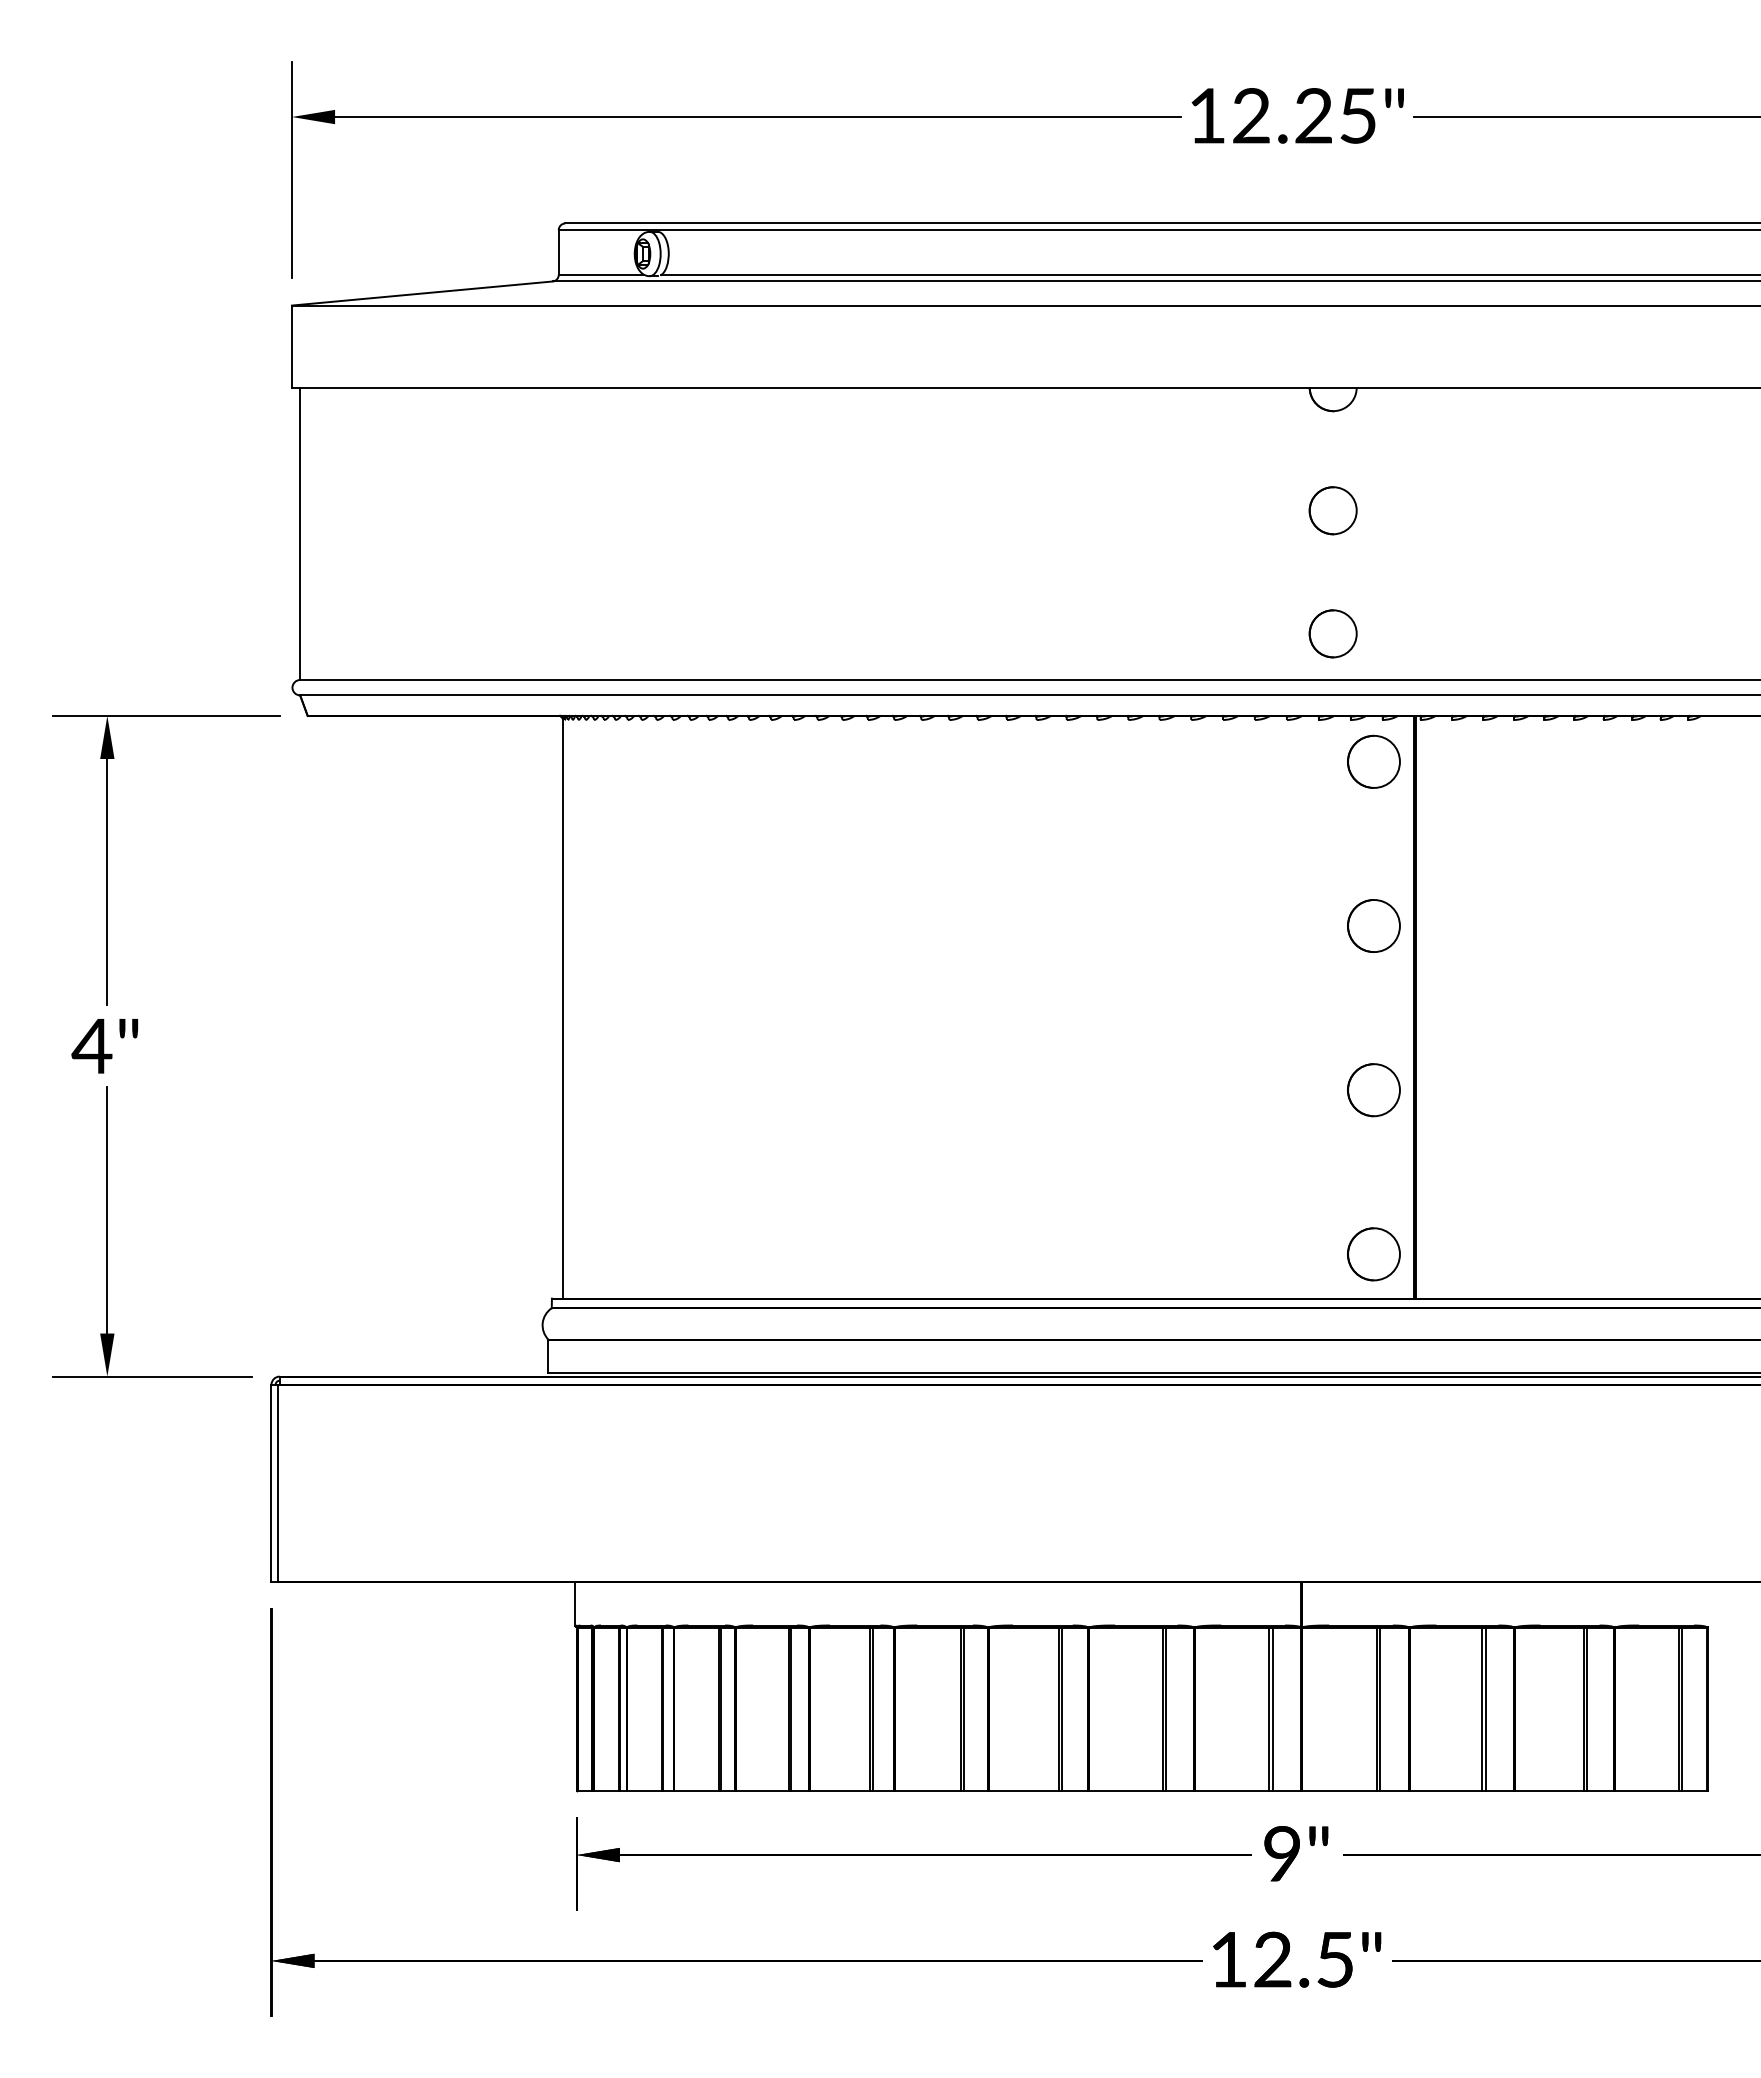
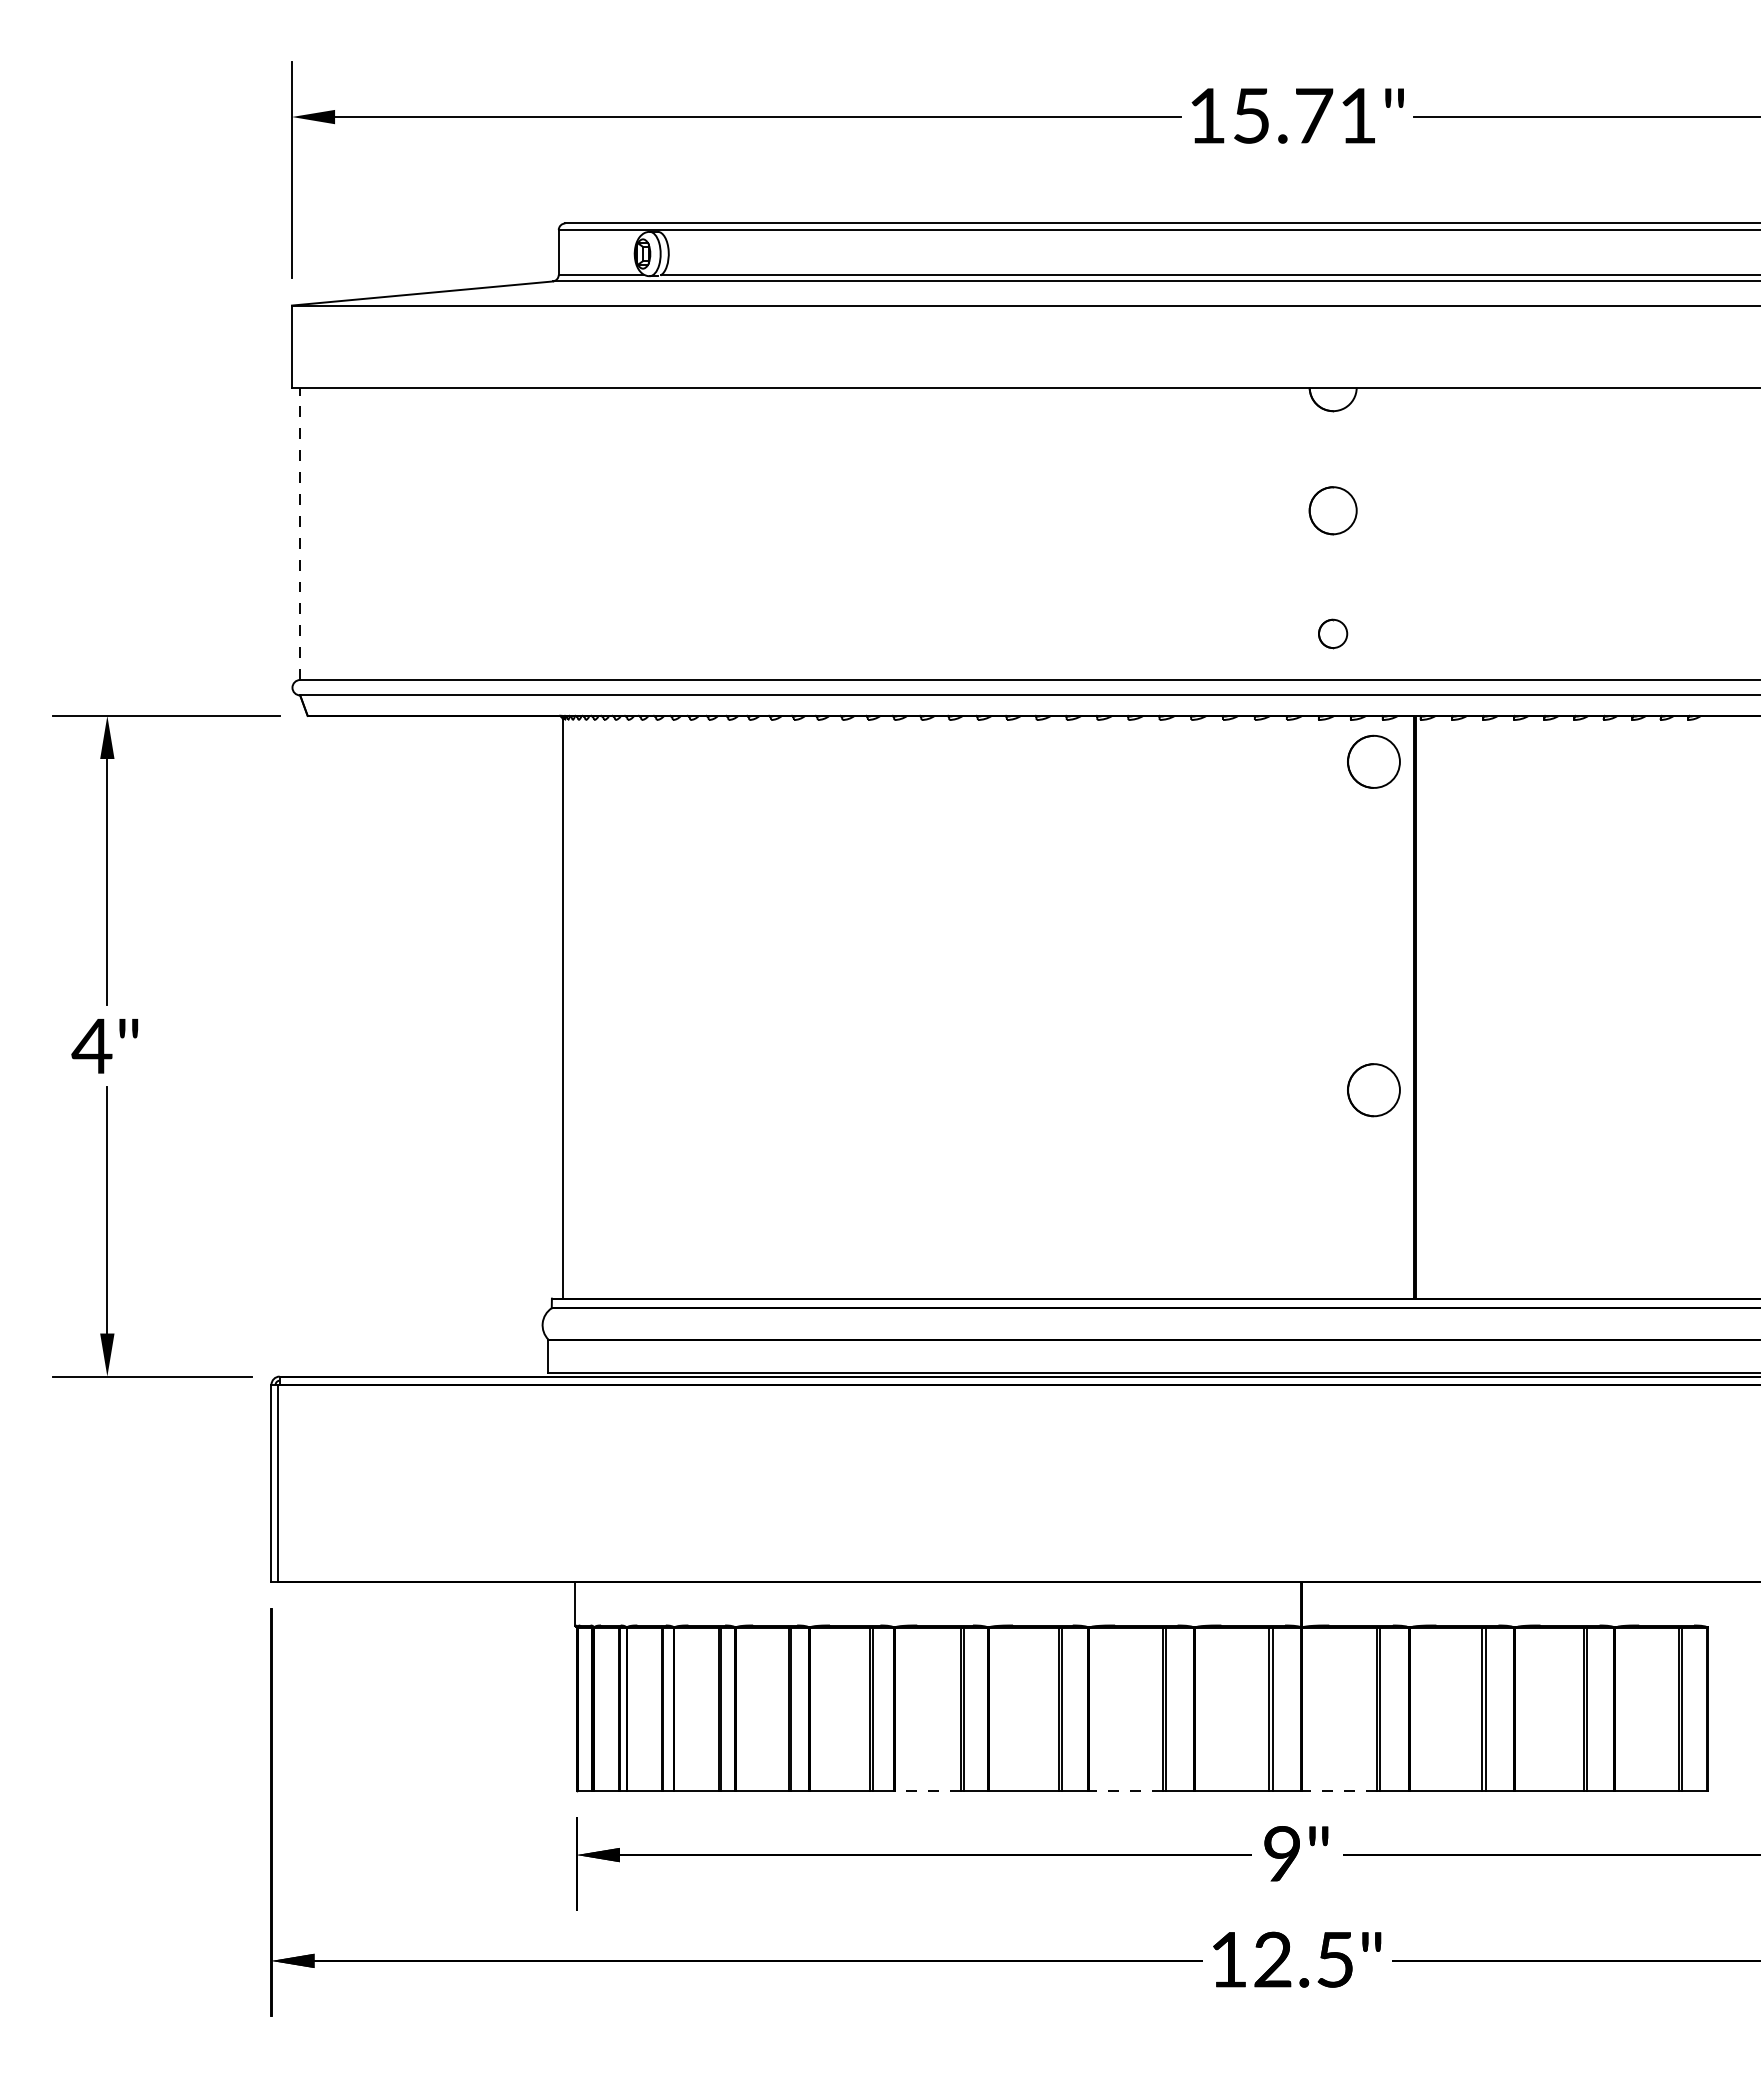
text: 12.25" -> 15.71" (1304, 115)
line: solid -> dashed (300, 533)
part size: 50x50 px -> 31x32 px (1333, 633)
part: present -> none (1373, 925)
part: present -> none (1373, 1254)
line: solid -> dashed (927, 1790)
line: solid -> dashed (1126, 1790)
line: solid -> dashed (1339, 1790)
